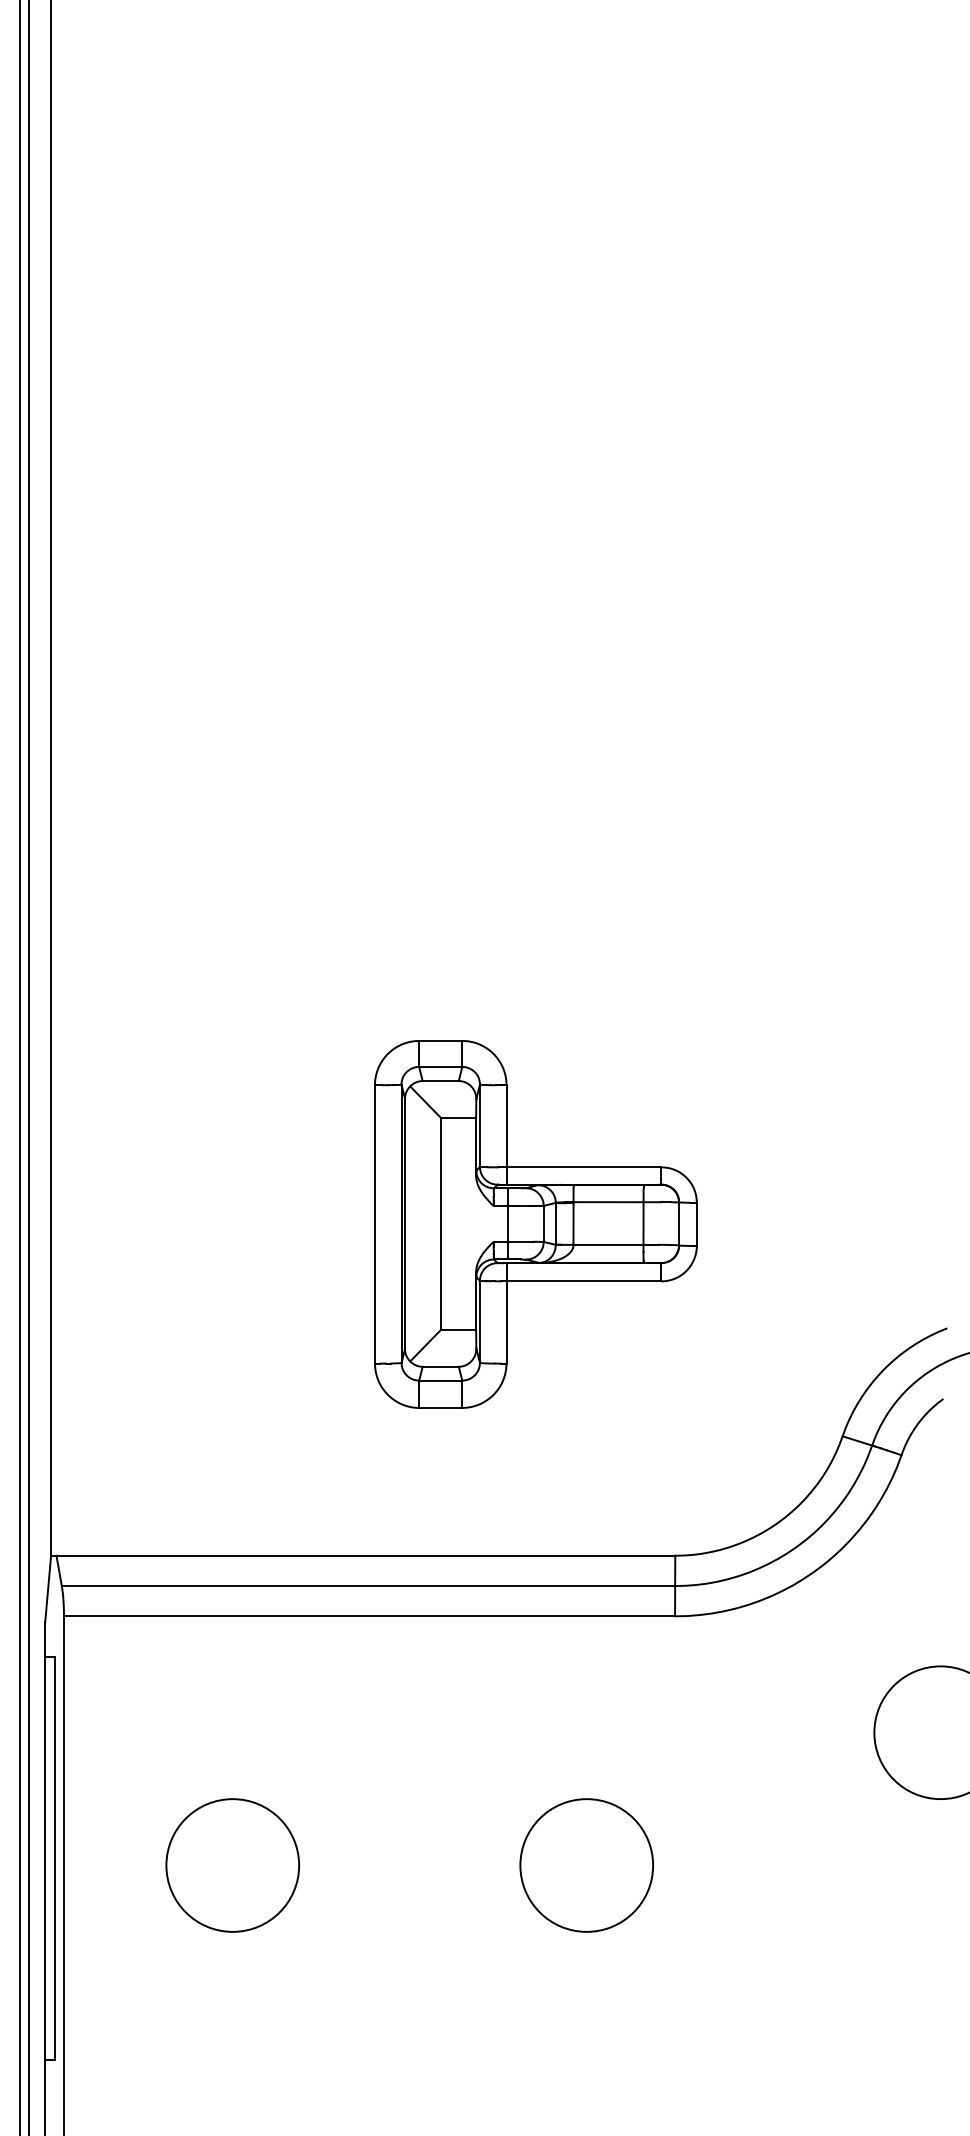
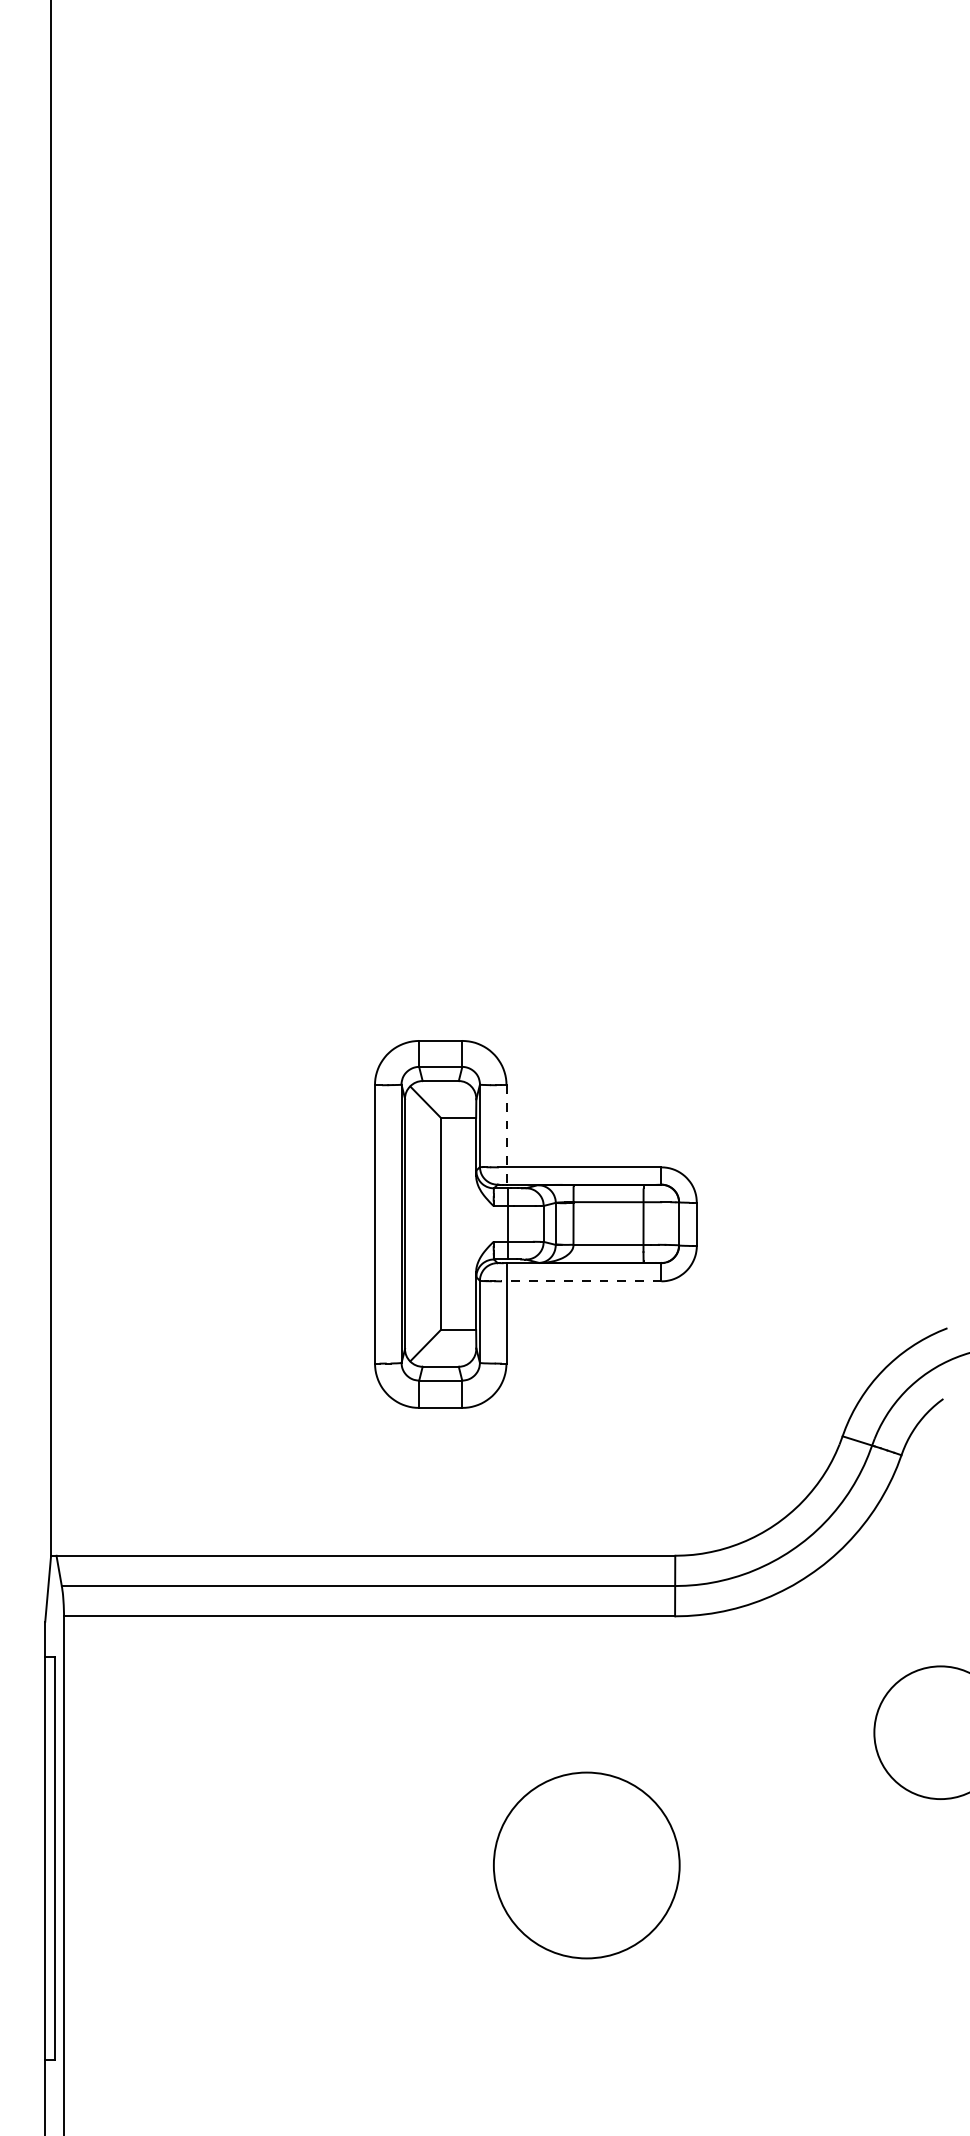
line: present -> none (20, 1067)
line: present -> none (29, 1067)
line: solid -> dashed (506, 1134)
line: solid -> dashed (580, 1281)
circle: present -> none (232, 1865)
circle diameter: 133 px -> 186 px (586, 1865)
